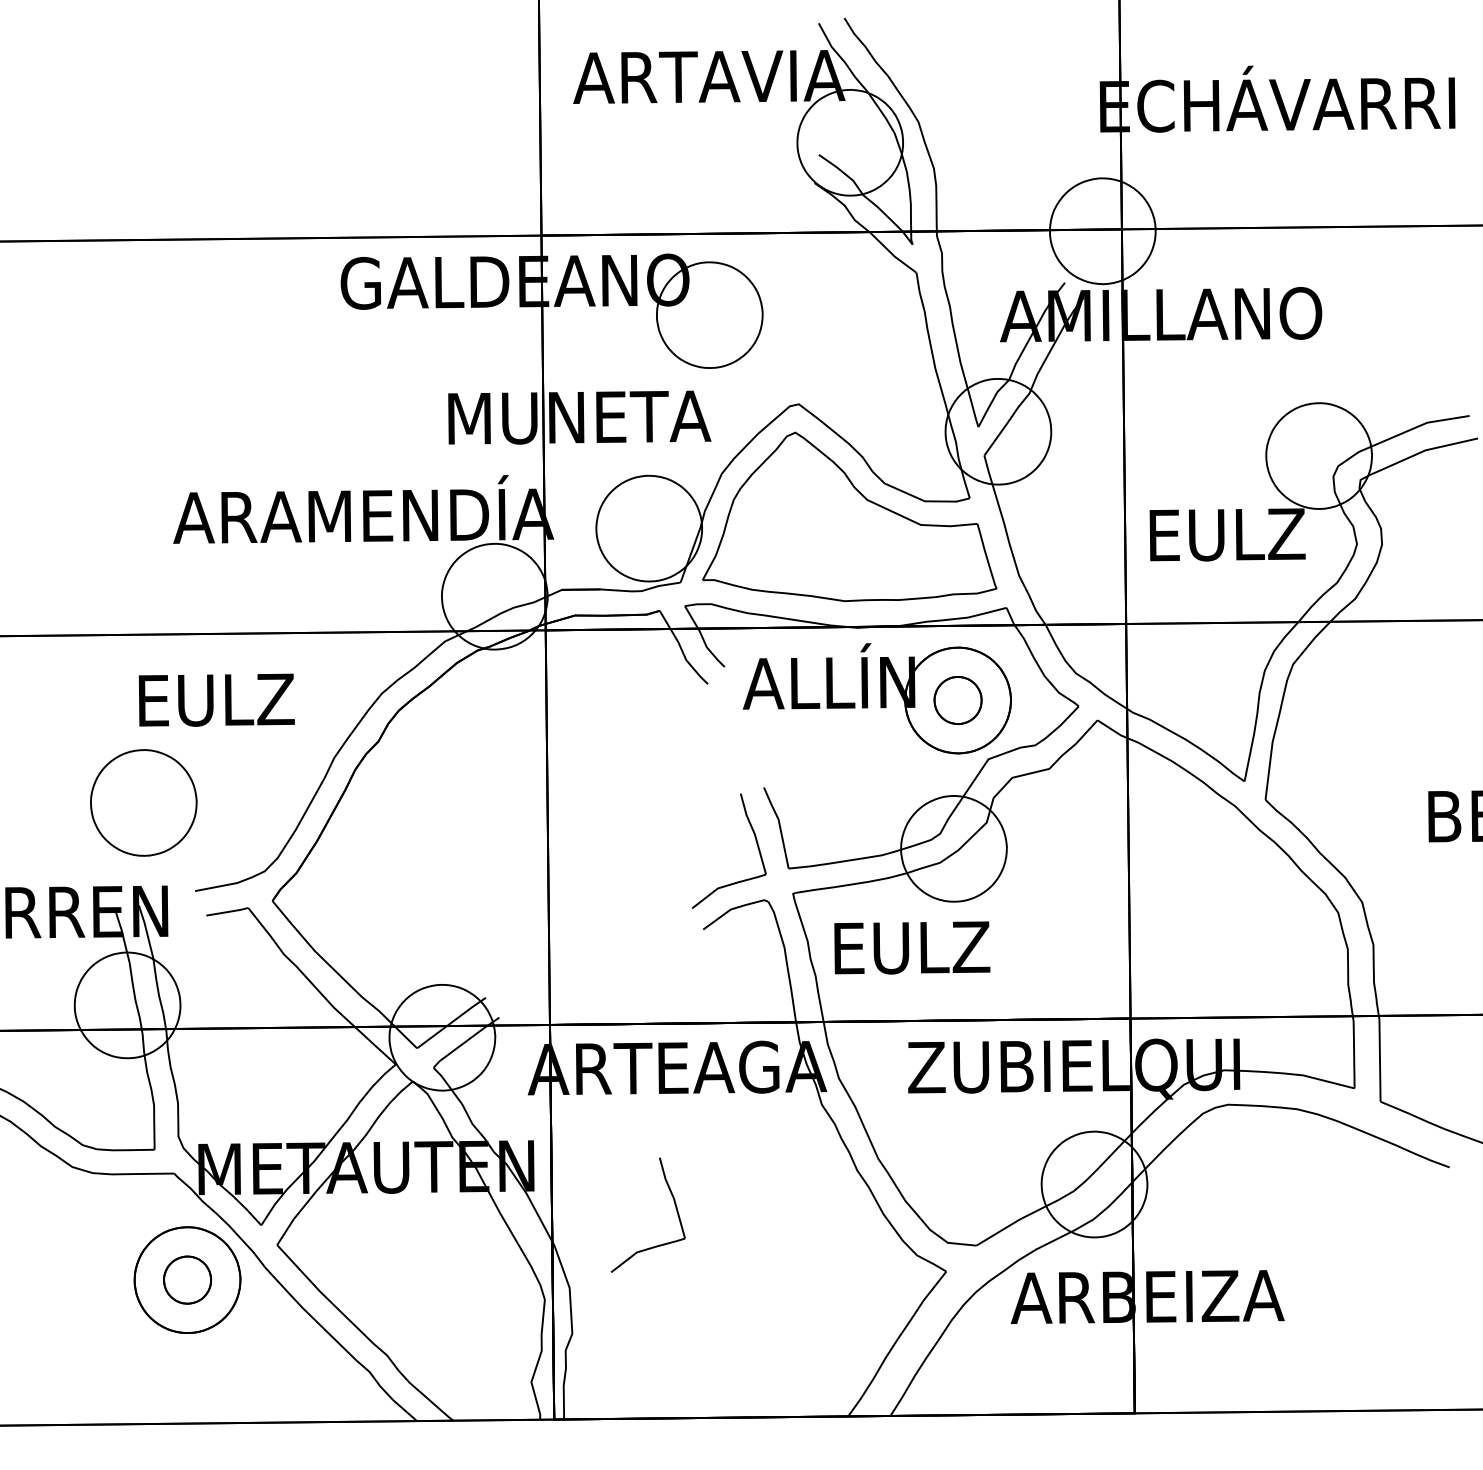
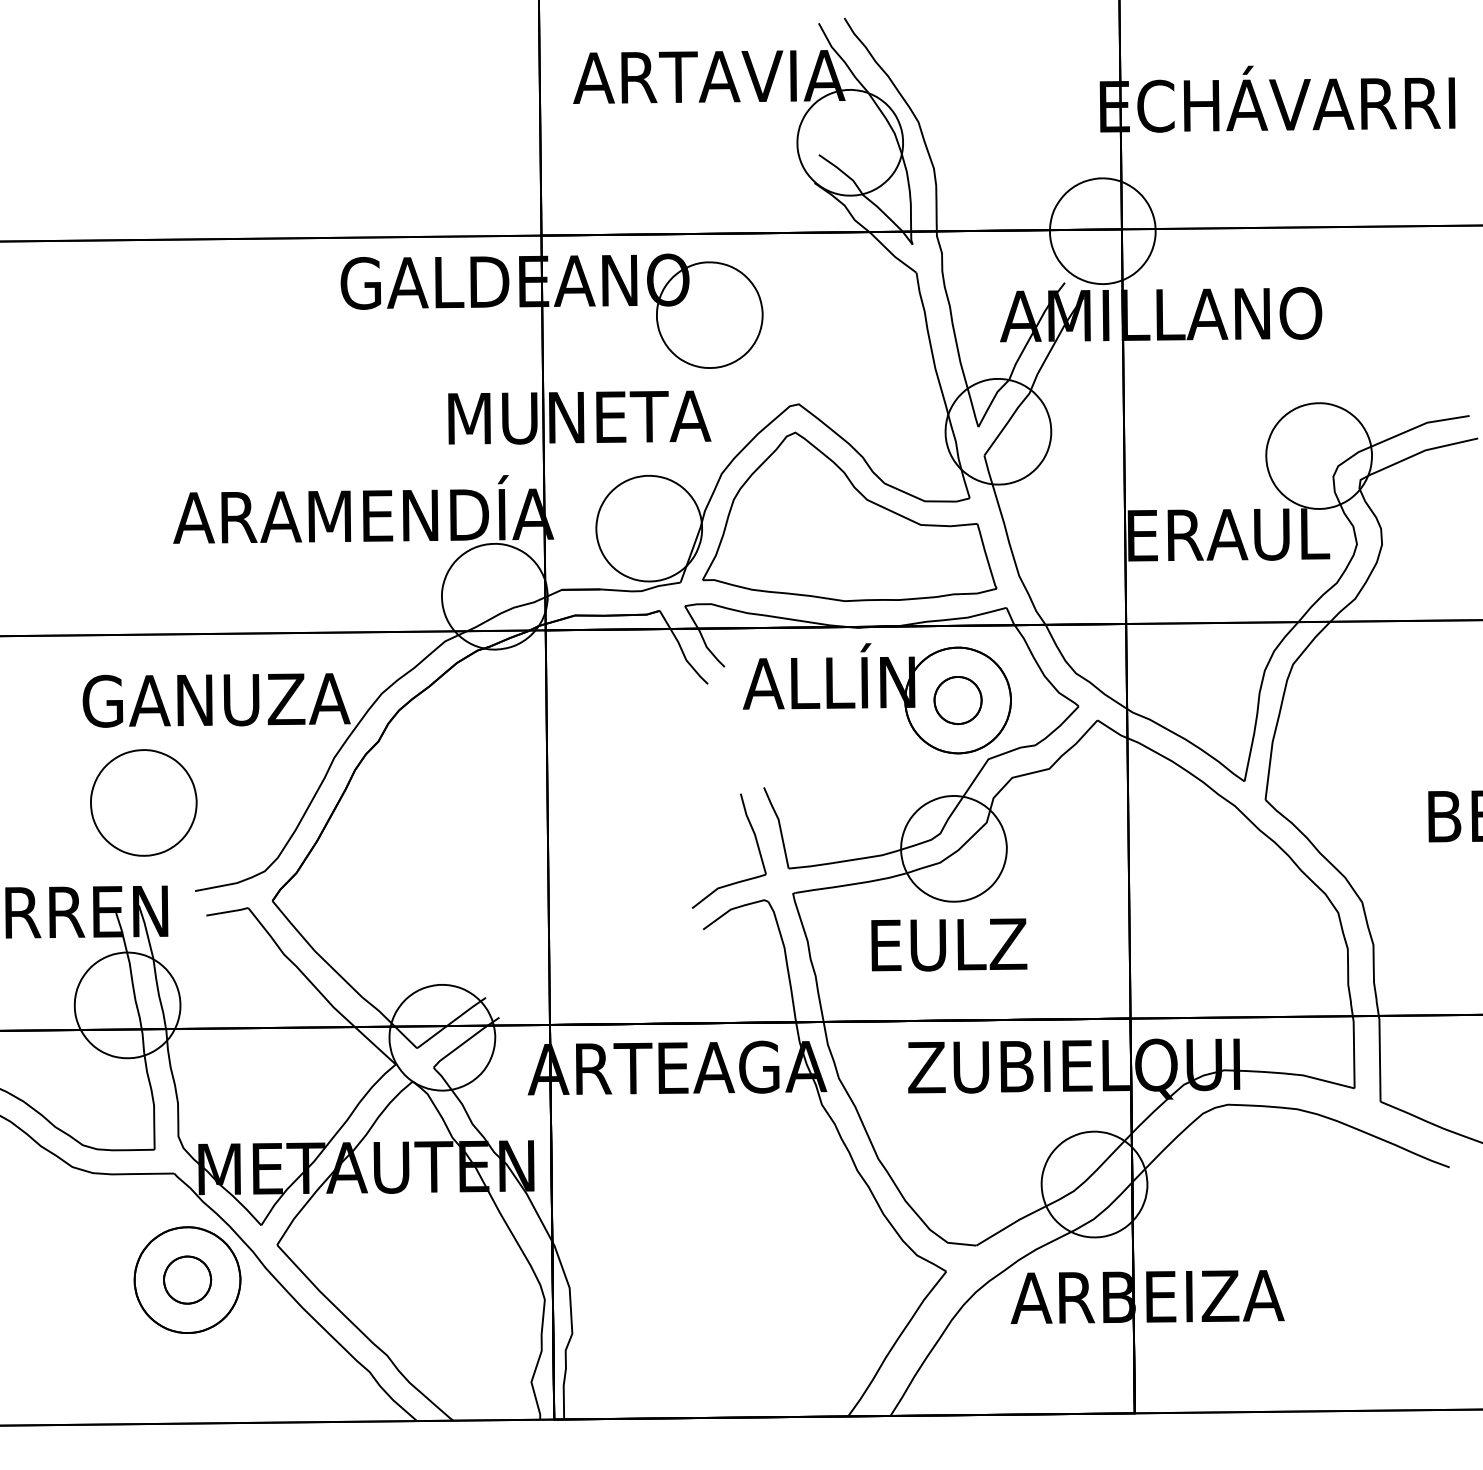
text: EULZ -> ERAUL (1228, 534)
text: EULZ -> GANUZA (216, 700)
text position: (912, 947) -> (949, 944) (949, 944)
part: present -> none (675, 1208)
